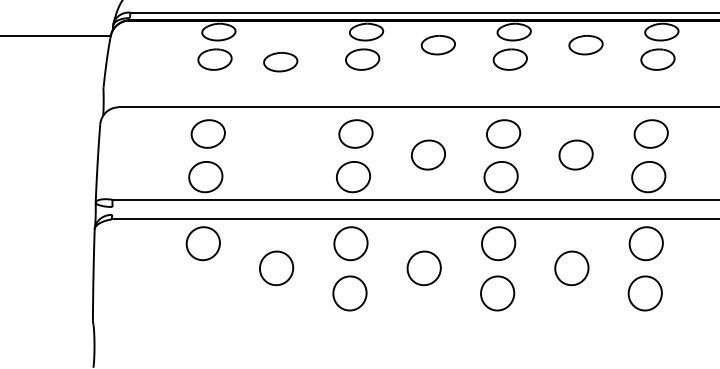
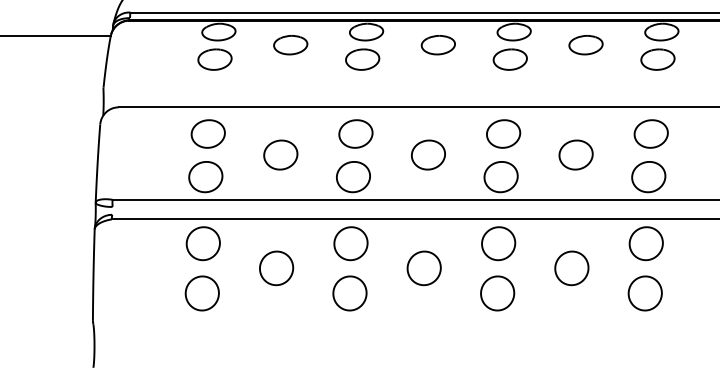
part position: (280, 62) -> (290, 45) (290, 45)
part: none -> present (280, 154)
part: none -> present (201, 293)
